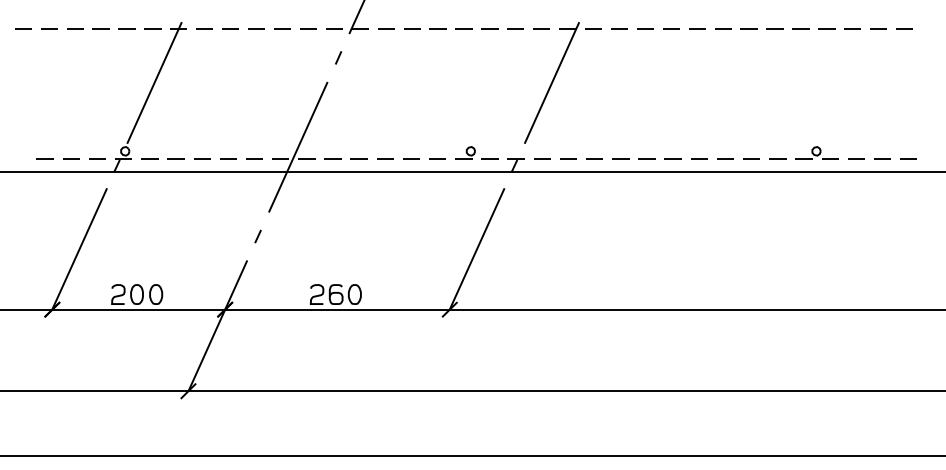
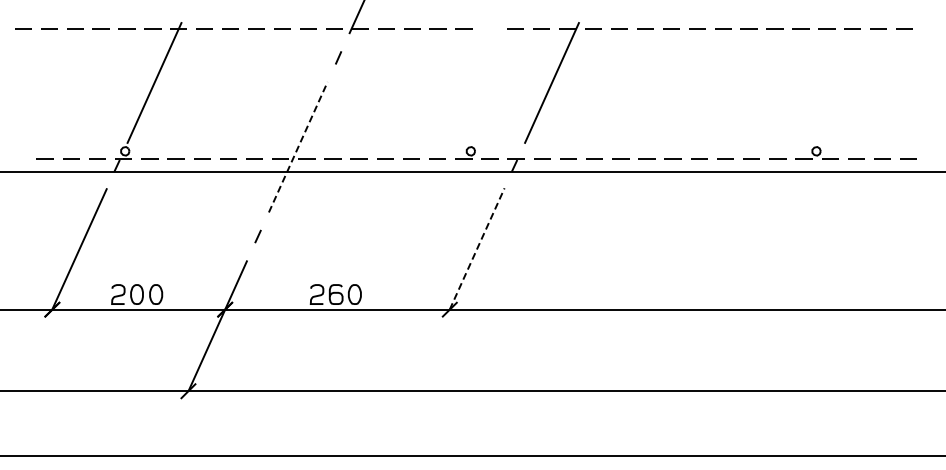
line: present -> none (489, 28)
line: solid -> dashed (298, 147)
line: solid -> dashed (477, 248)
